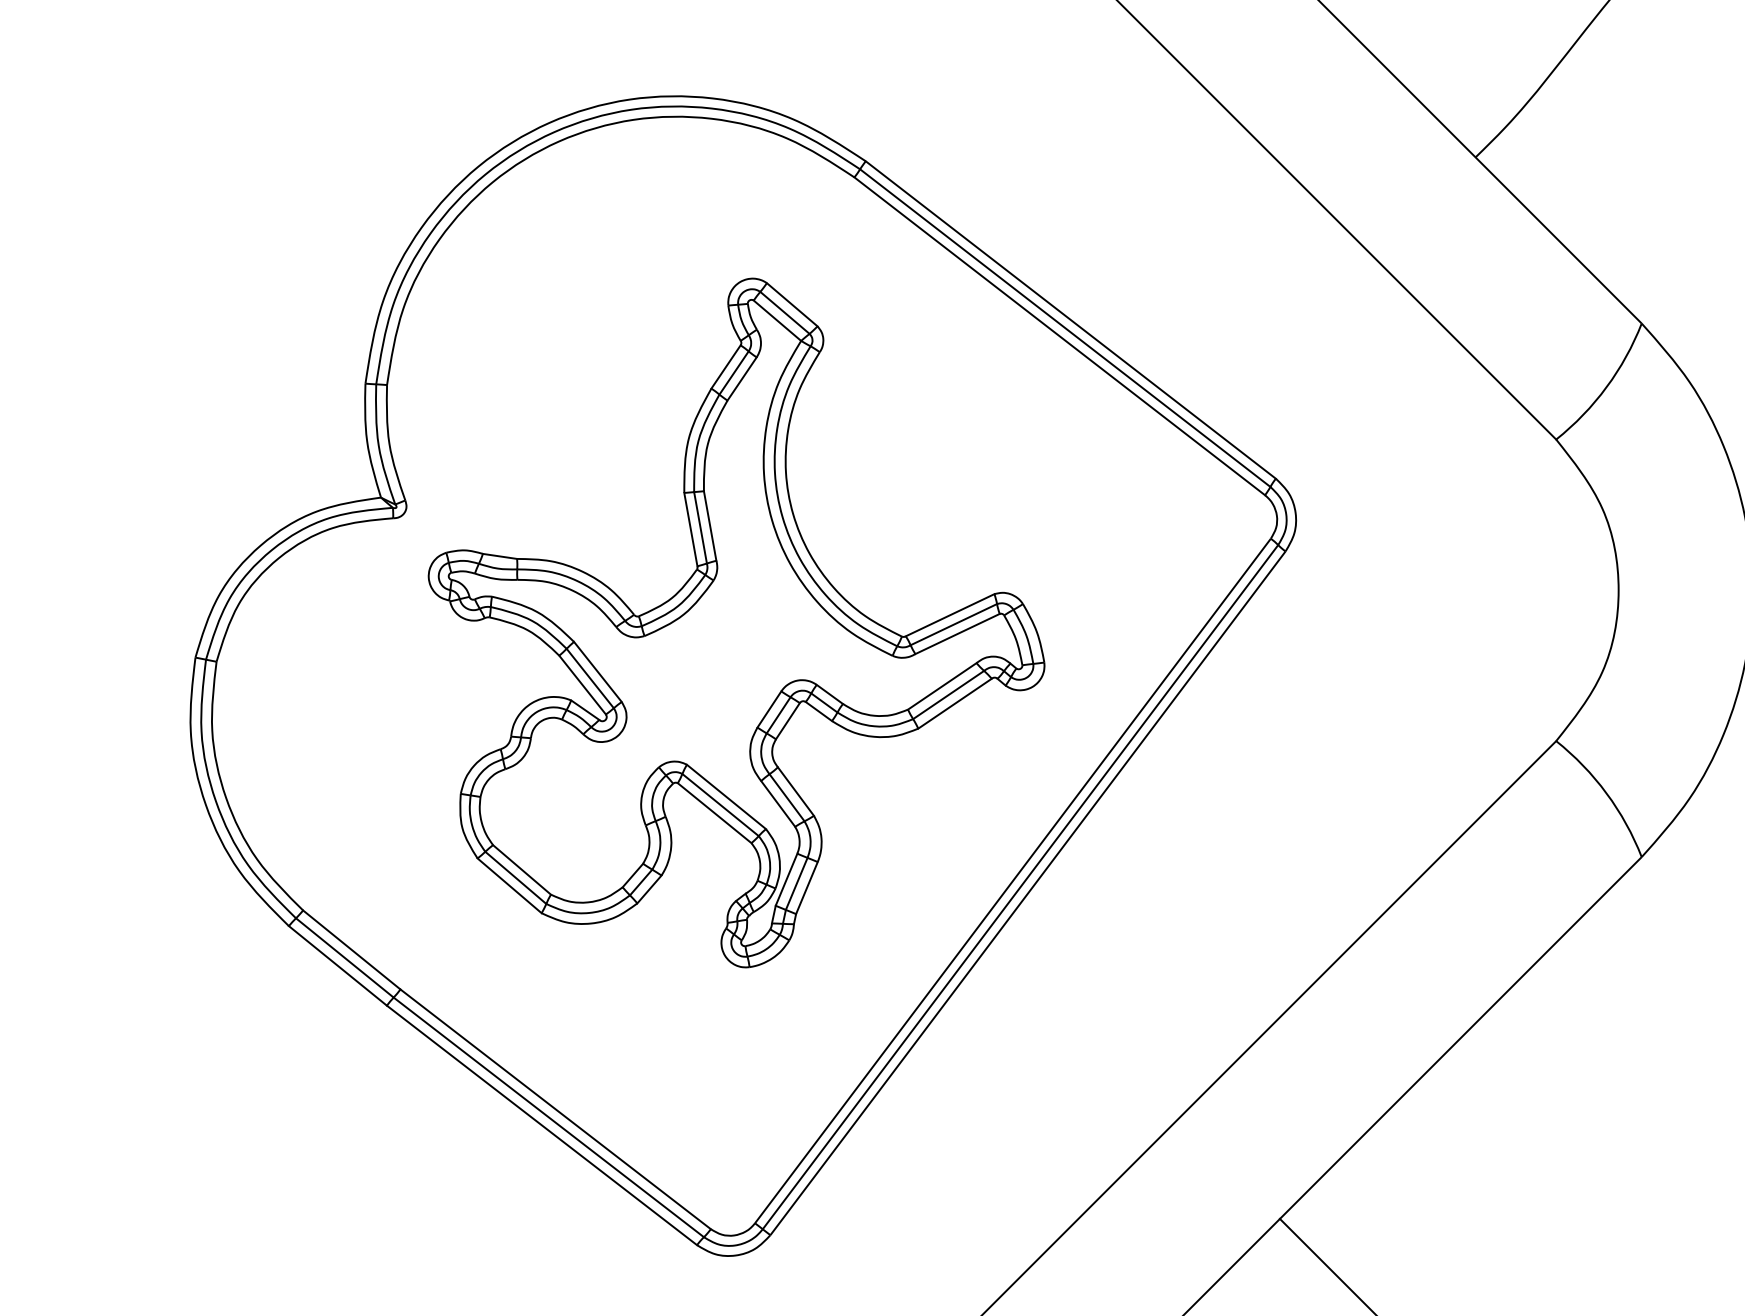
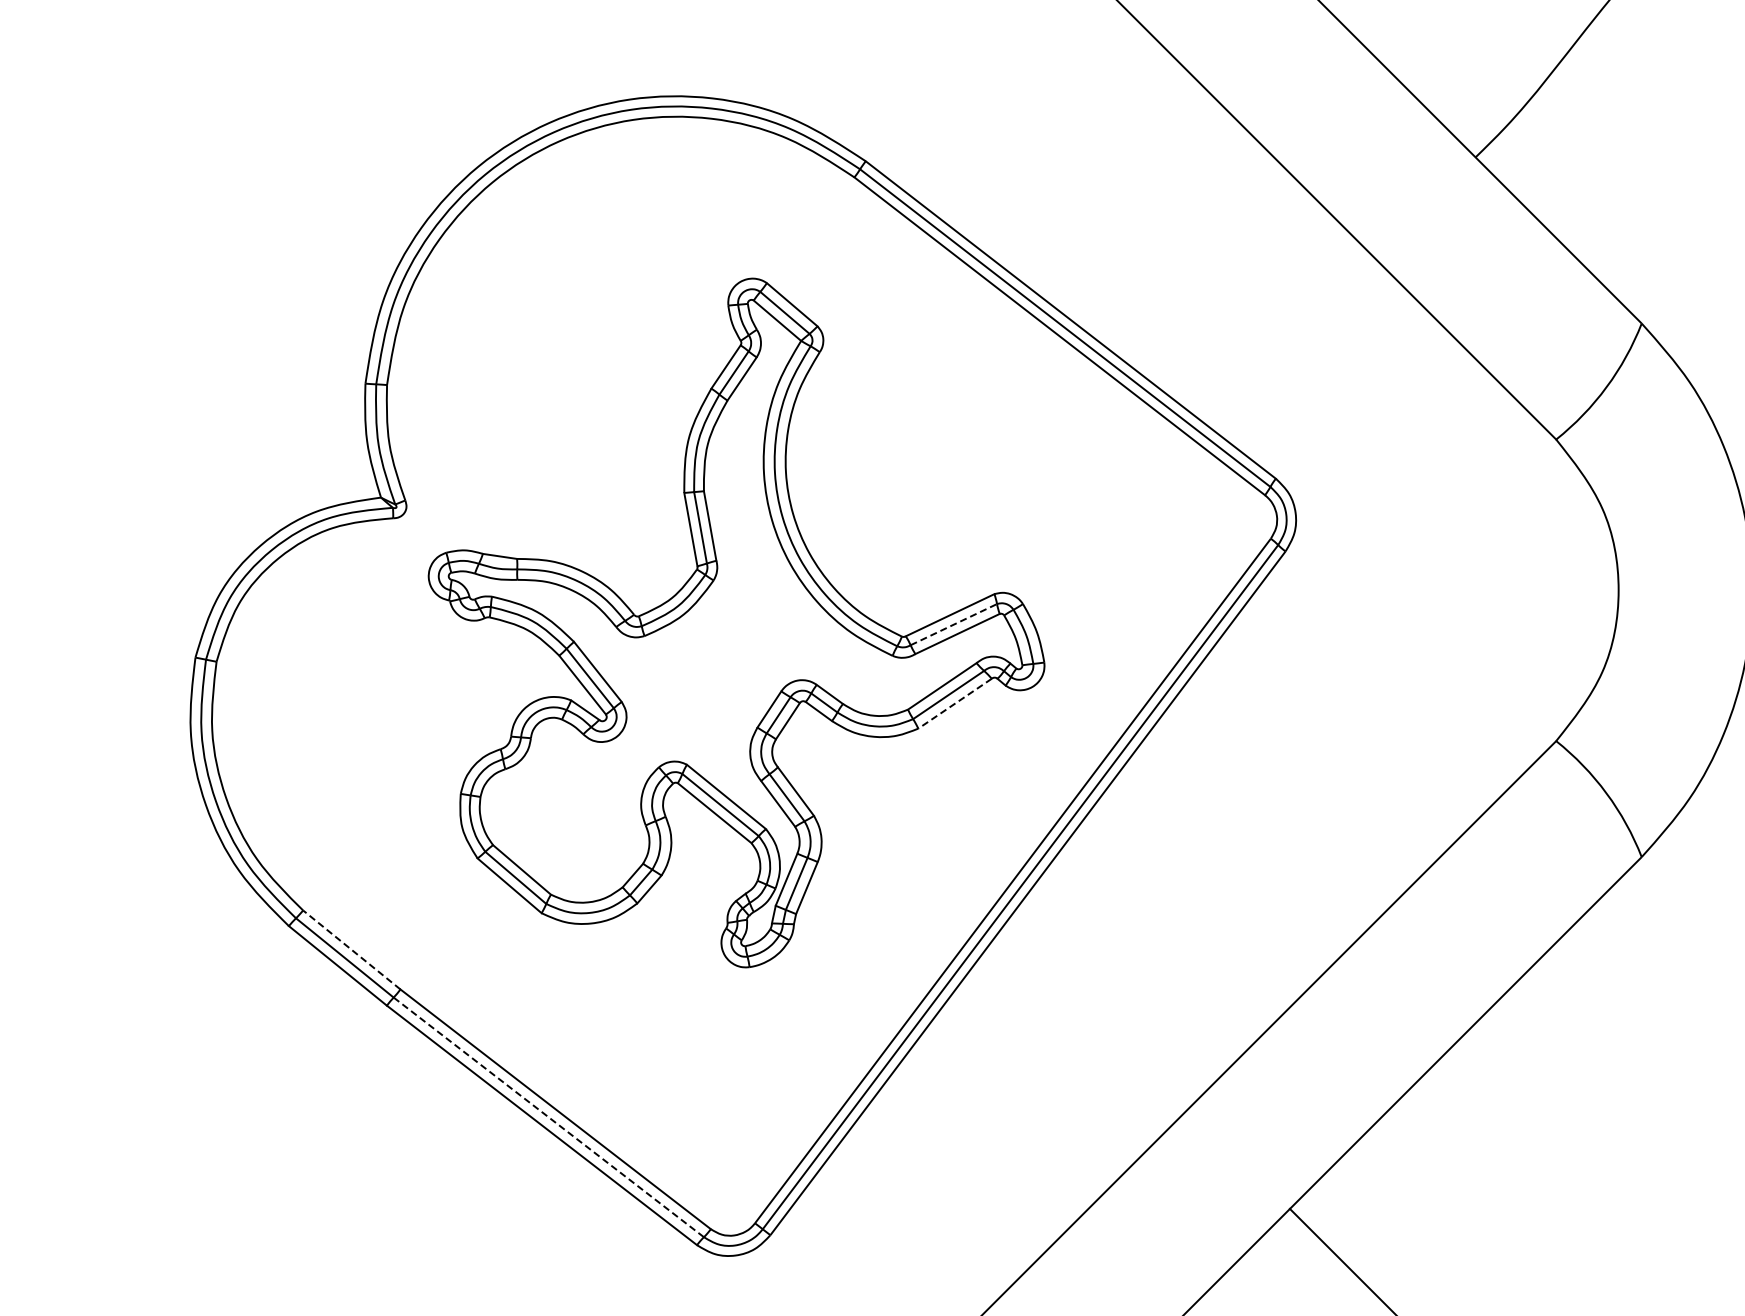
line: solid -> dashed (953, 624)
line: solid -> dashed (954, 703)
line: solid -> dashed (351, 949)
line: solid -> dashed (548, 1117)
line position: (1326, 1265) -> (1341, 1260) (1341, 1260)
